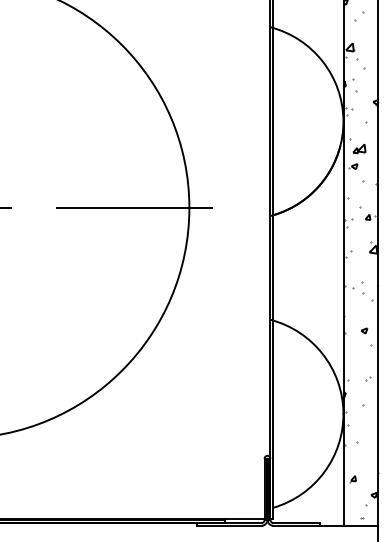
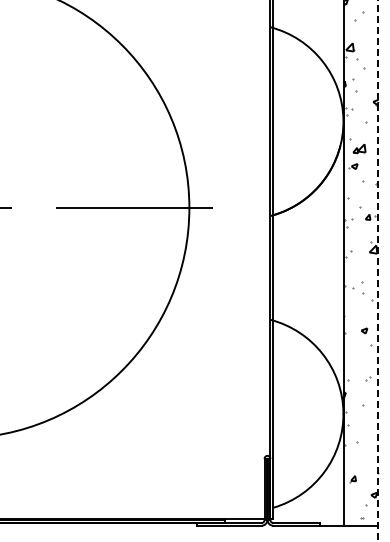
line: solid -> dashed (378, 271)
